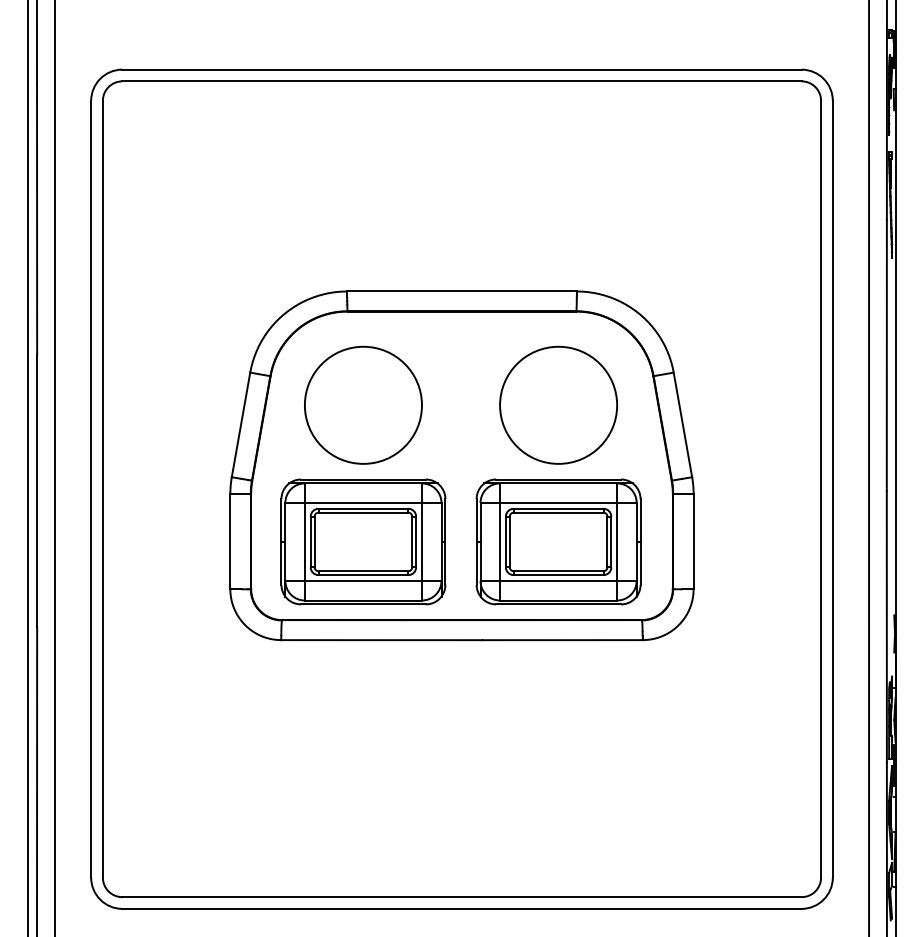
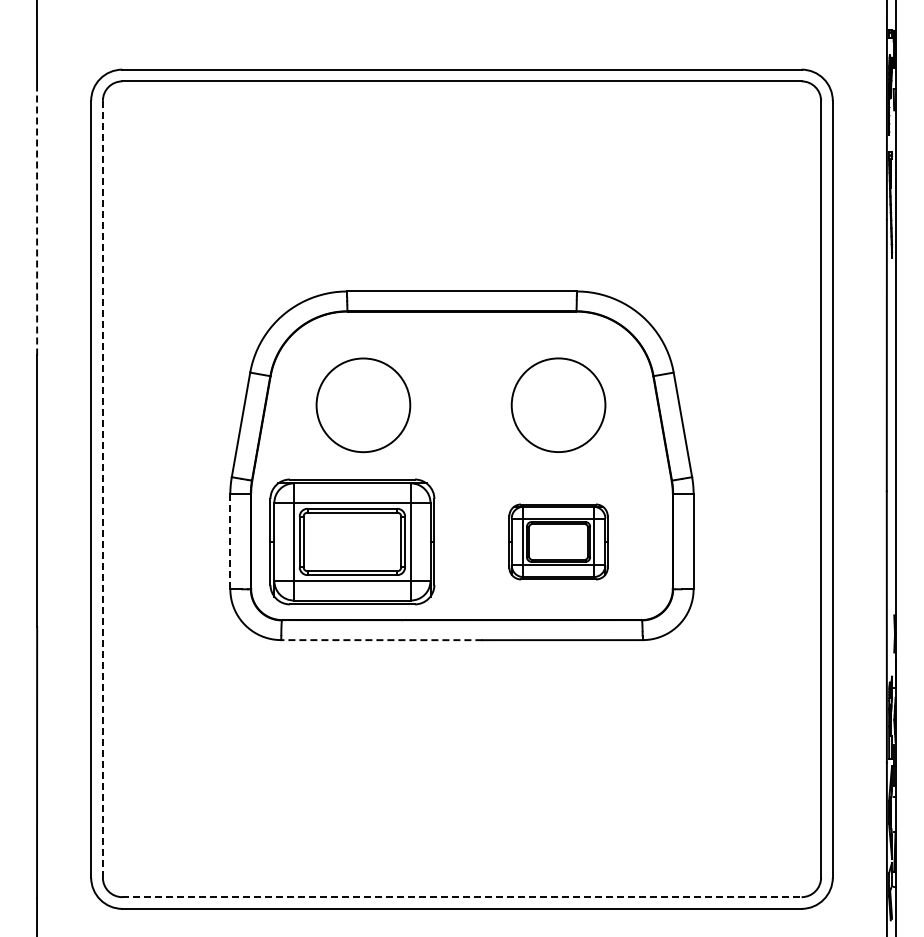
line: solid -> dashed (37, 219)
circle diameter: 117 px -> 94 px (363, 405)
circle size: 119x120 px -> 97x96 px (558, 404)
line: present -> none (27, 467)
line: present -> none (54, 467)
line: present -> none (869, 467)
line: solid -> dashed (102, 489)
line: solid -> dashed (230, 541)
part position: (363, 541) -> (352, 541) (352, 541)
part size: 167x128 px -> 101x78 px (558, 541)
line: solid -> dashed (381, 640)
line: solid -> dashed (462, 897)
